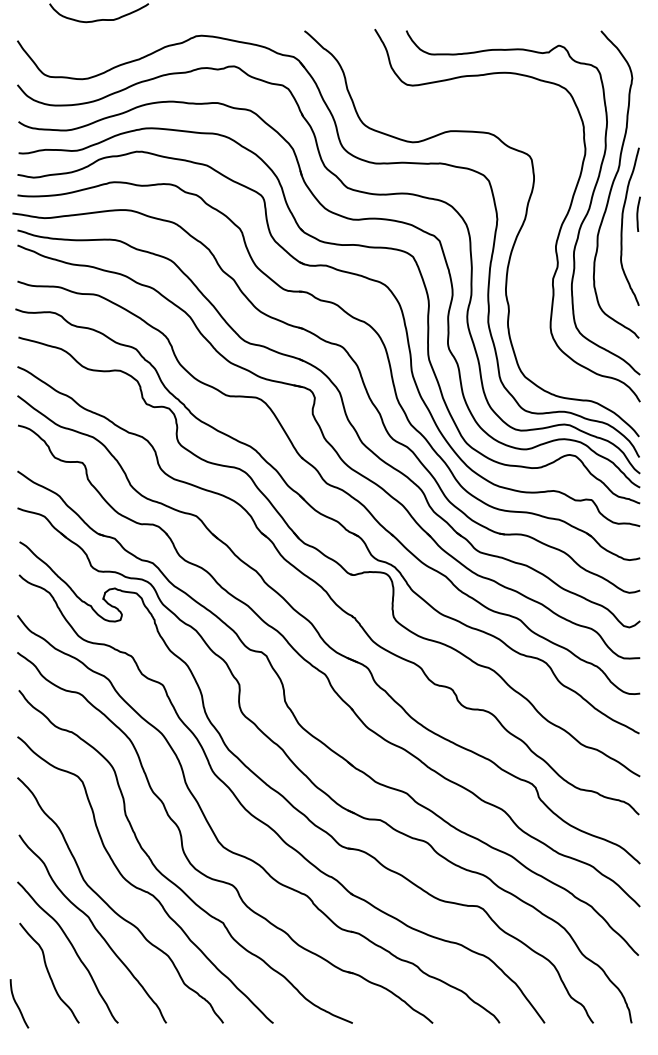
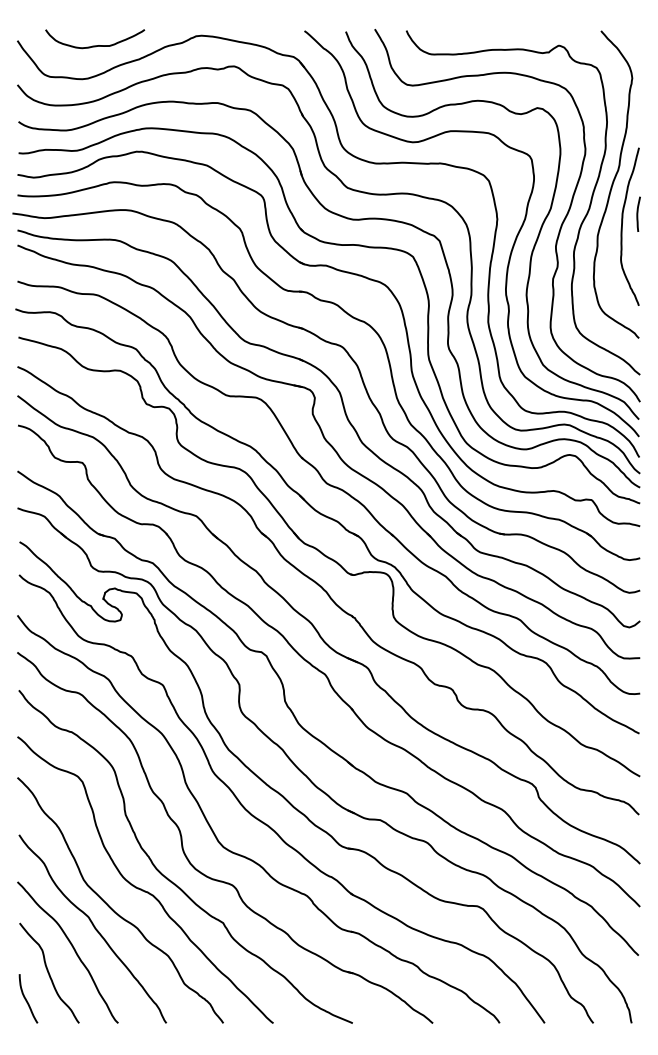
curve position: (99, 19) -> (95, 45) (95, 45)
curve: none -> present (535, 240)
curve position: (17, 1003) -> (26, 998) (26, 998)
